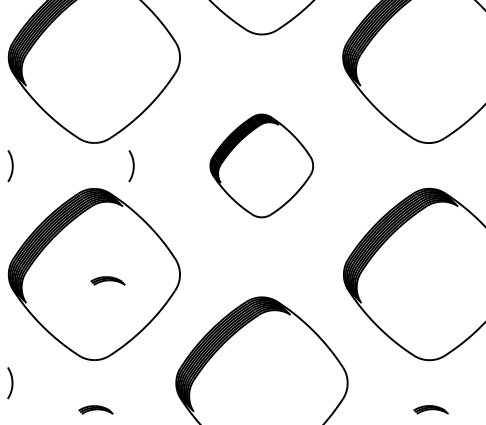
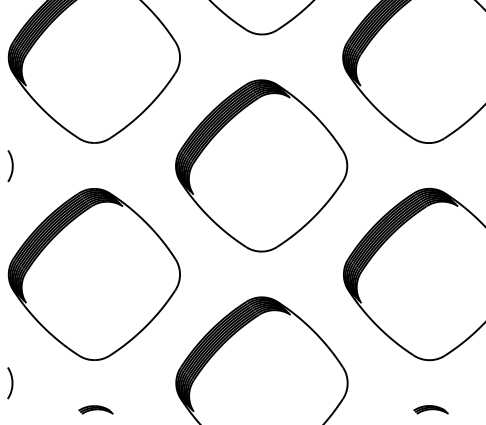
part size: 105x106 px -> 174x174 px (261, 165)
curve: present -> none (132, 166)
part: present -> none (107, 280)
